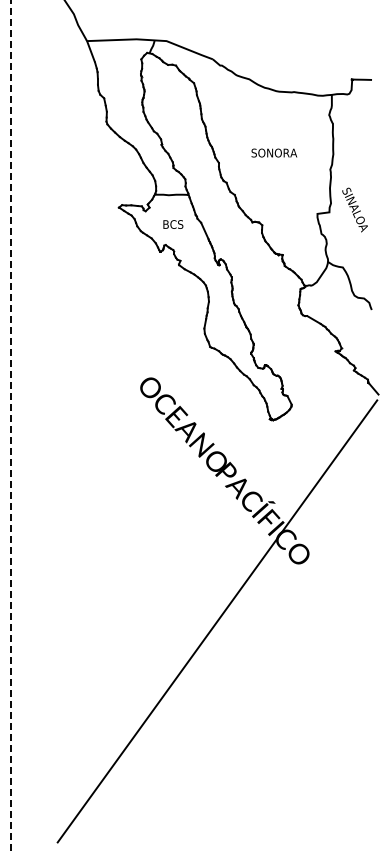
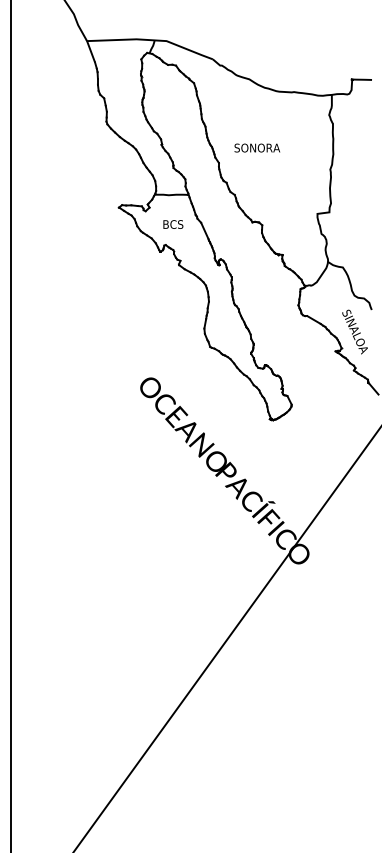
text position: (274, 152) -> (257, 147) (257, 147)
text position: (354, 209) -> (354, 331) (354, 331)
line: dashed -> solid (11, 426)
line position: (217, 621) -> (226, 639) (226, 639)
